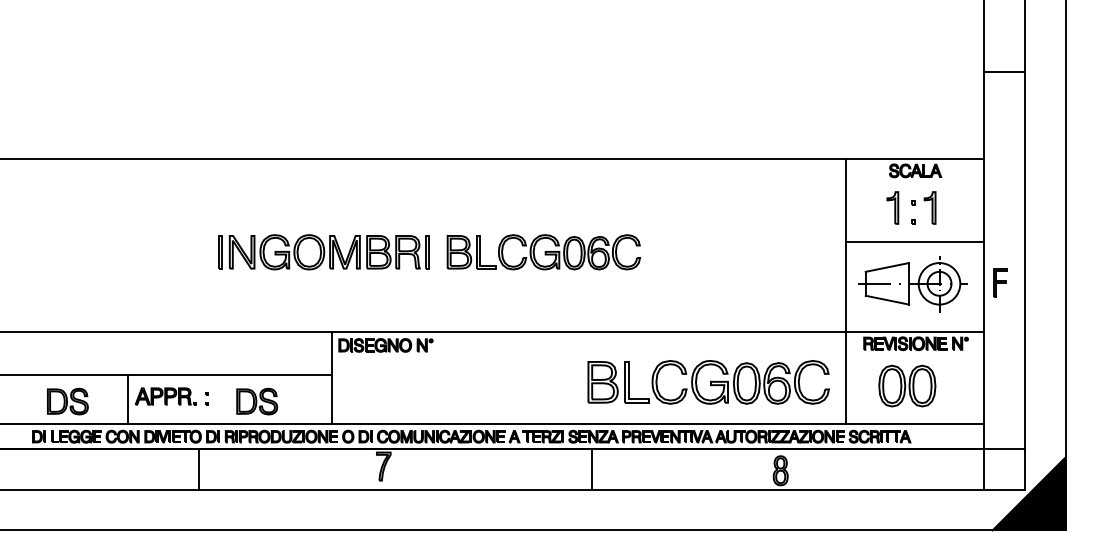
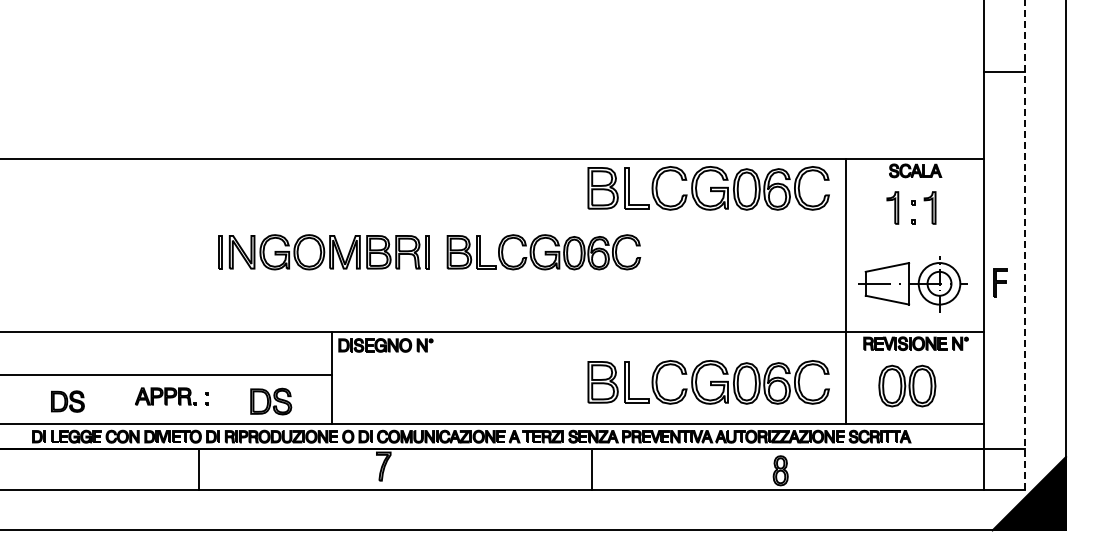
part: none -> present (708, 188)
line: present -> none (914, 241)
line: solid -> dashed (1025, 244)
line: present -> none (127, 399)
part size: 42x29 px -> 34x23 px (67, 401)
part position: (257, 401) -> (271, 401) (271, 401)
